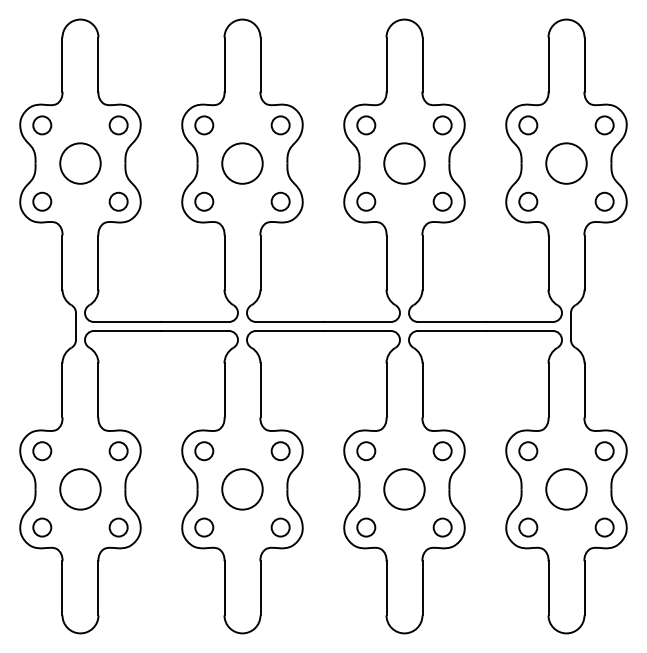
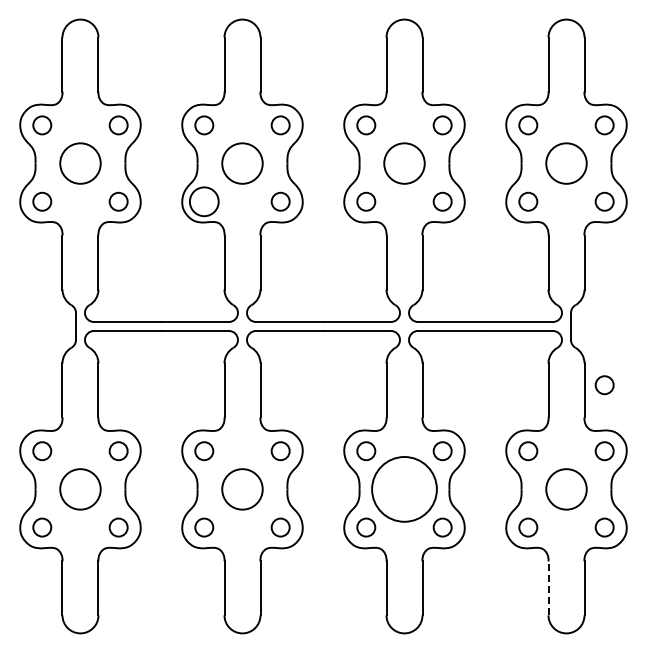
circle diameter: 18 px -> 29 px (203, 201)
circle: none -> present (604, 385)
circle diameter: 41 px -> 65 px (404, 489)
line: solid -> dashed (548, 587)
